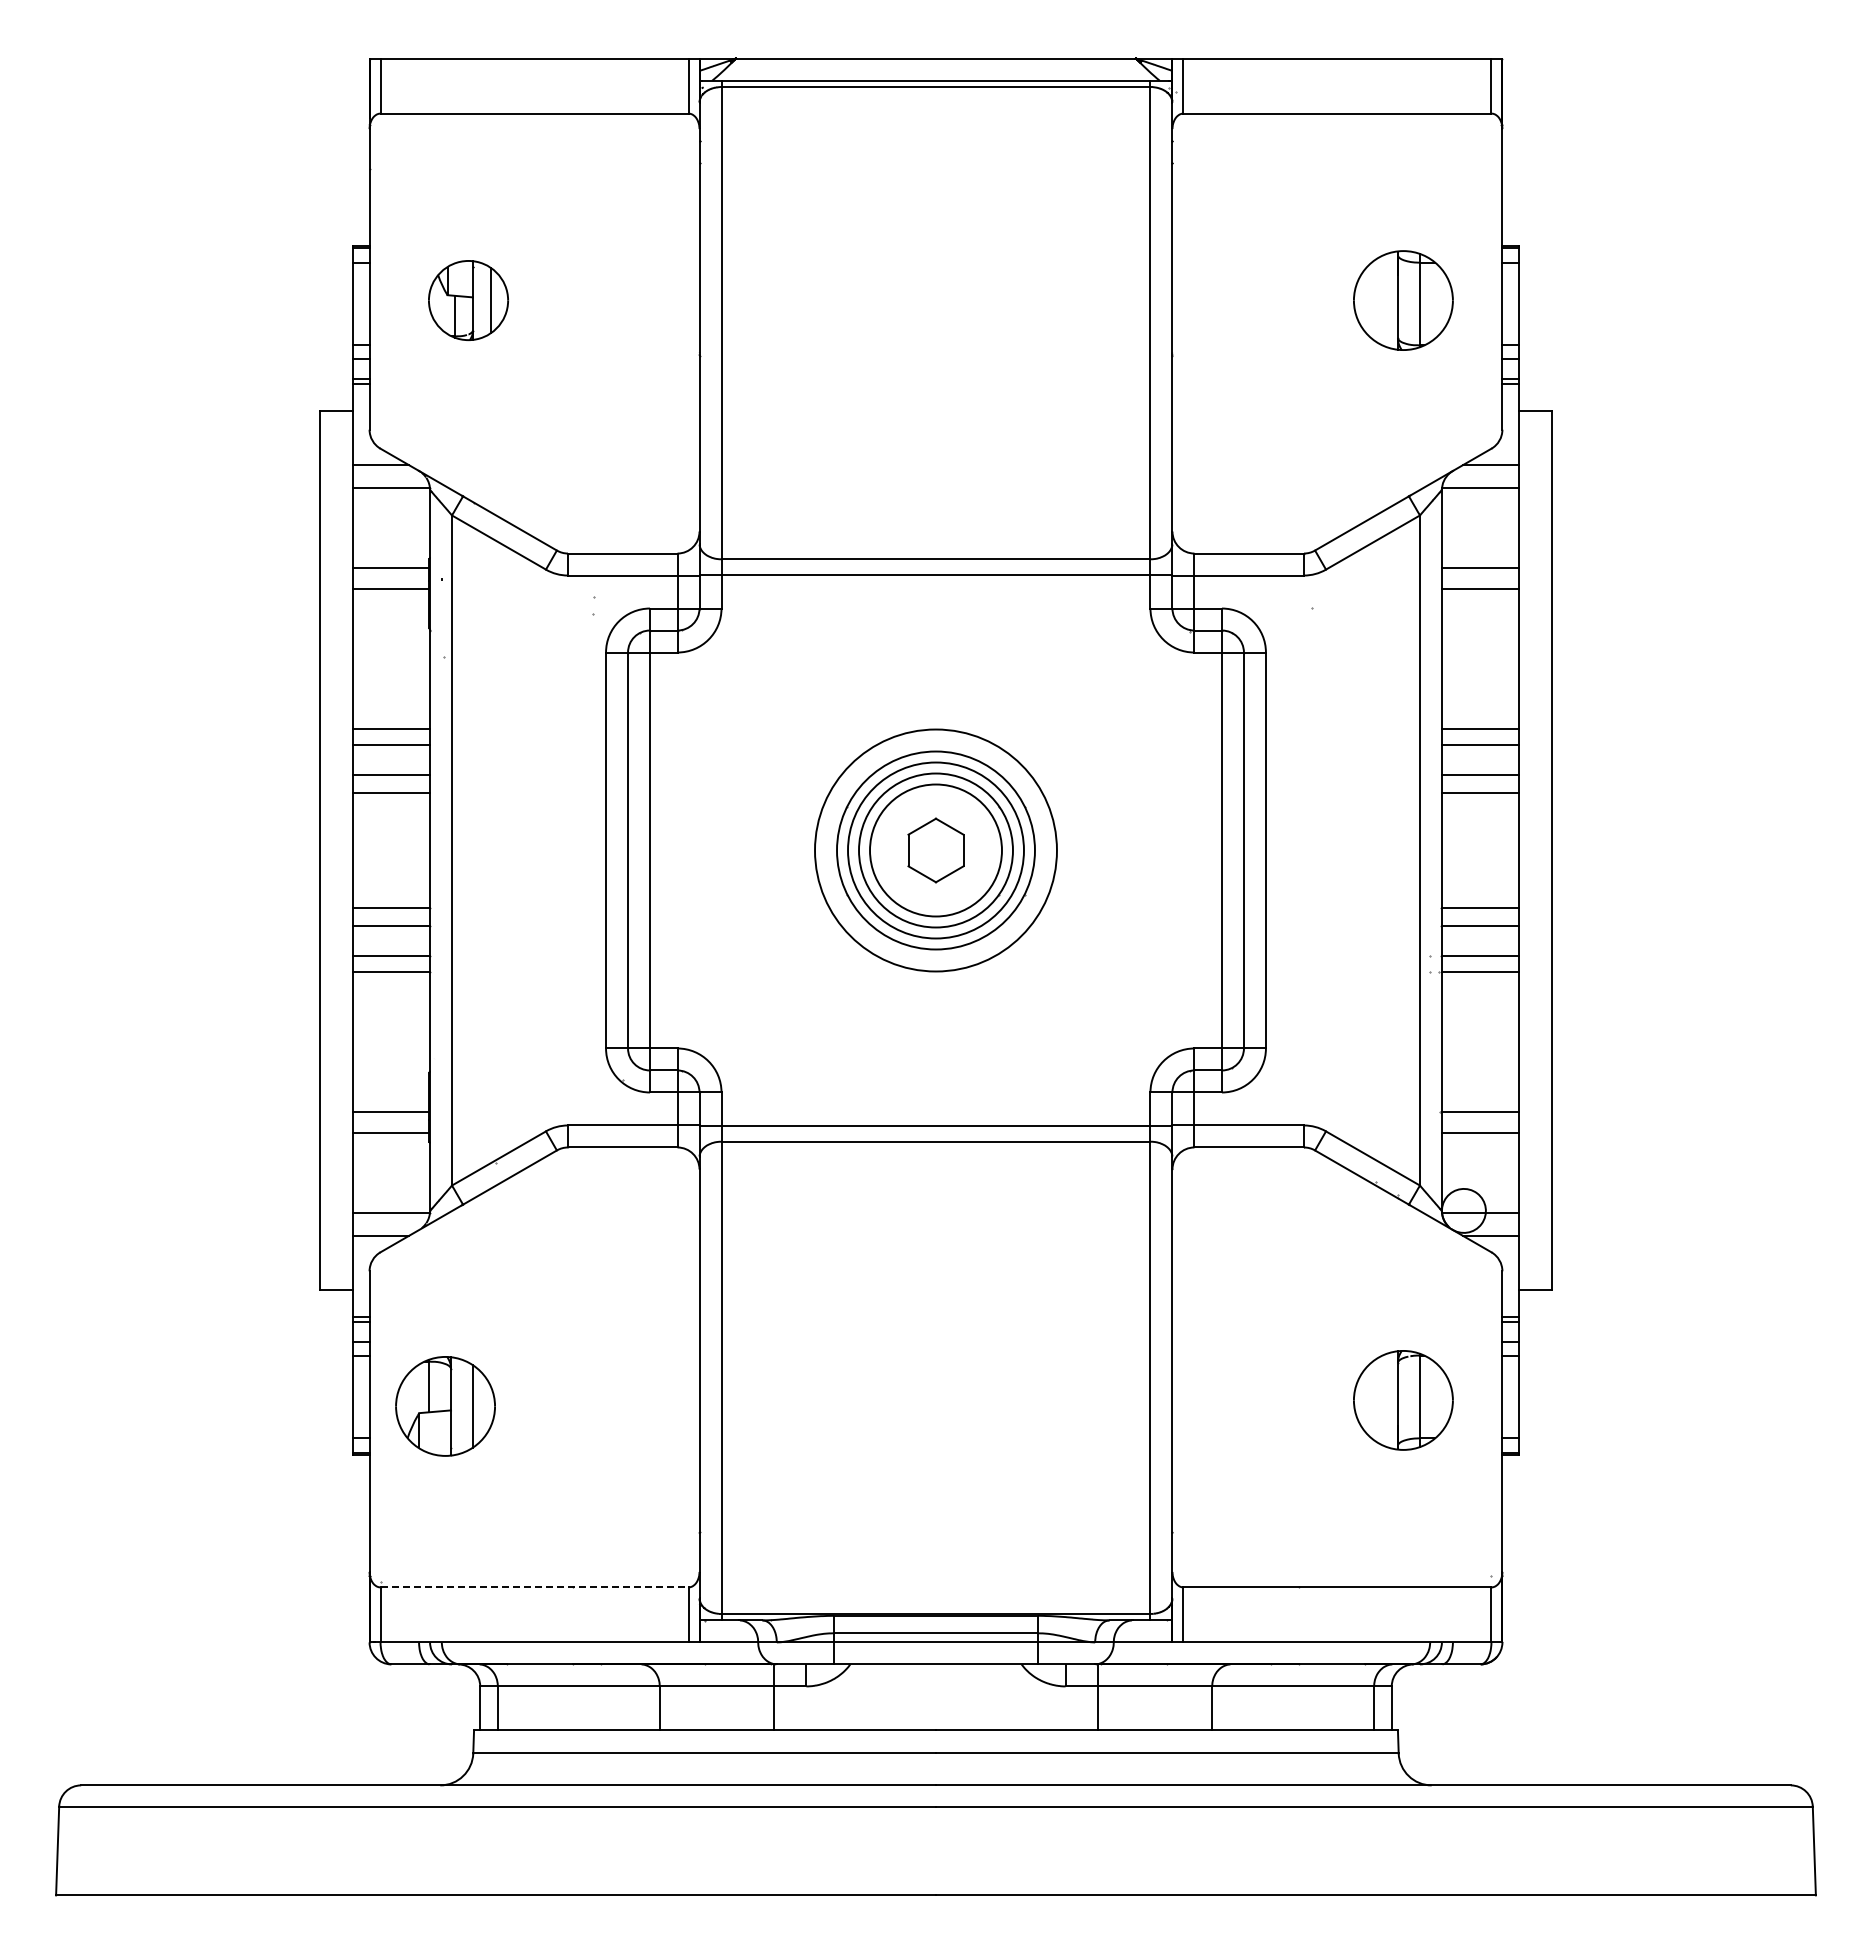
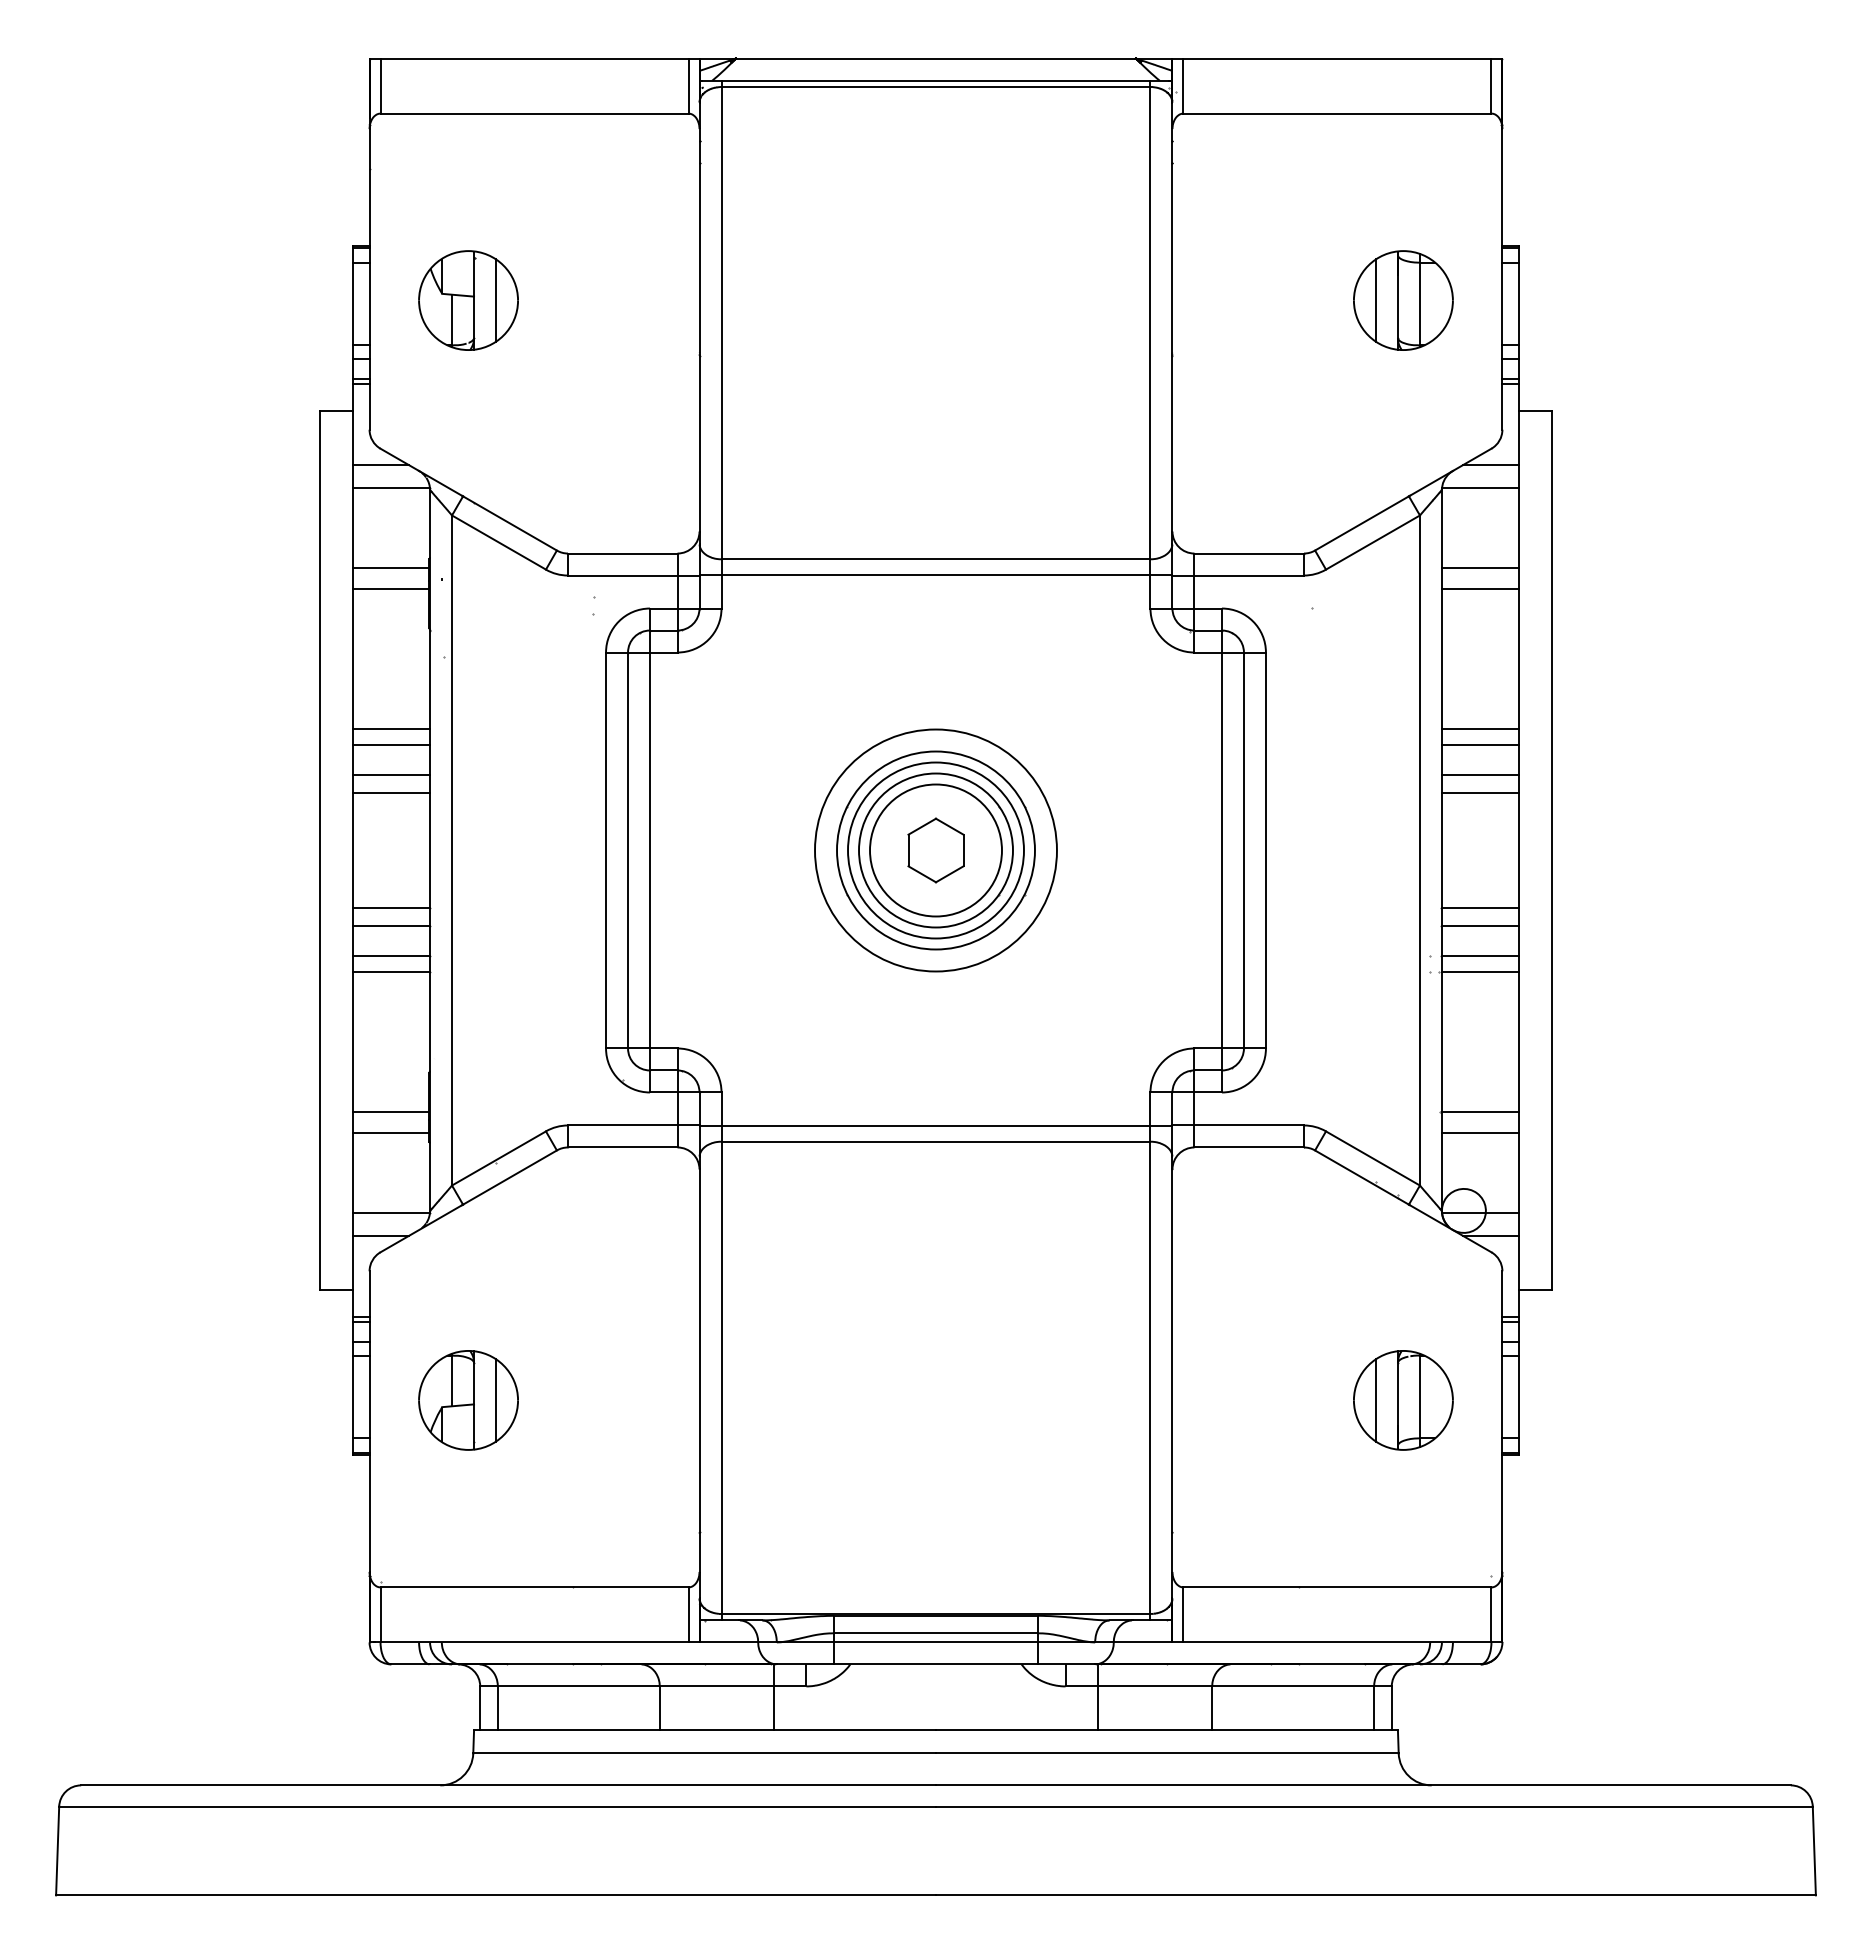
part size: 81x81 px -> 101x101 px (468, 300)
line: none -> present (1375, 300)
line: none -> present (1375, 1400)
part position: (445, 1406) -> (468, 1400) (468, 1400)
line: dashed -> solid (534, 1587)
